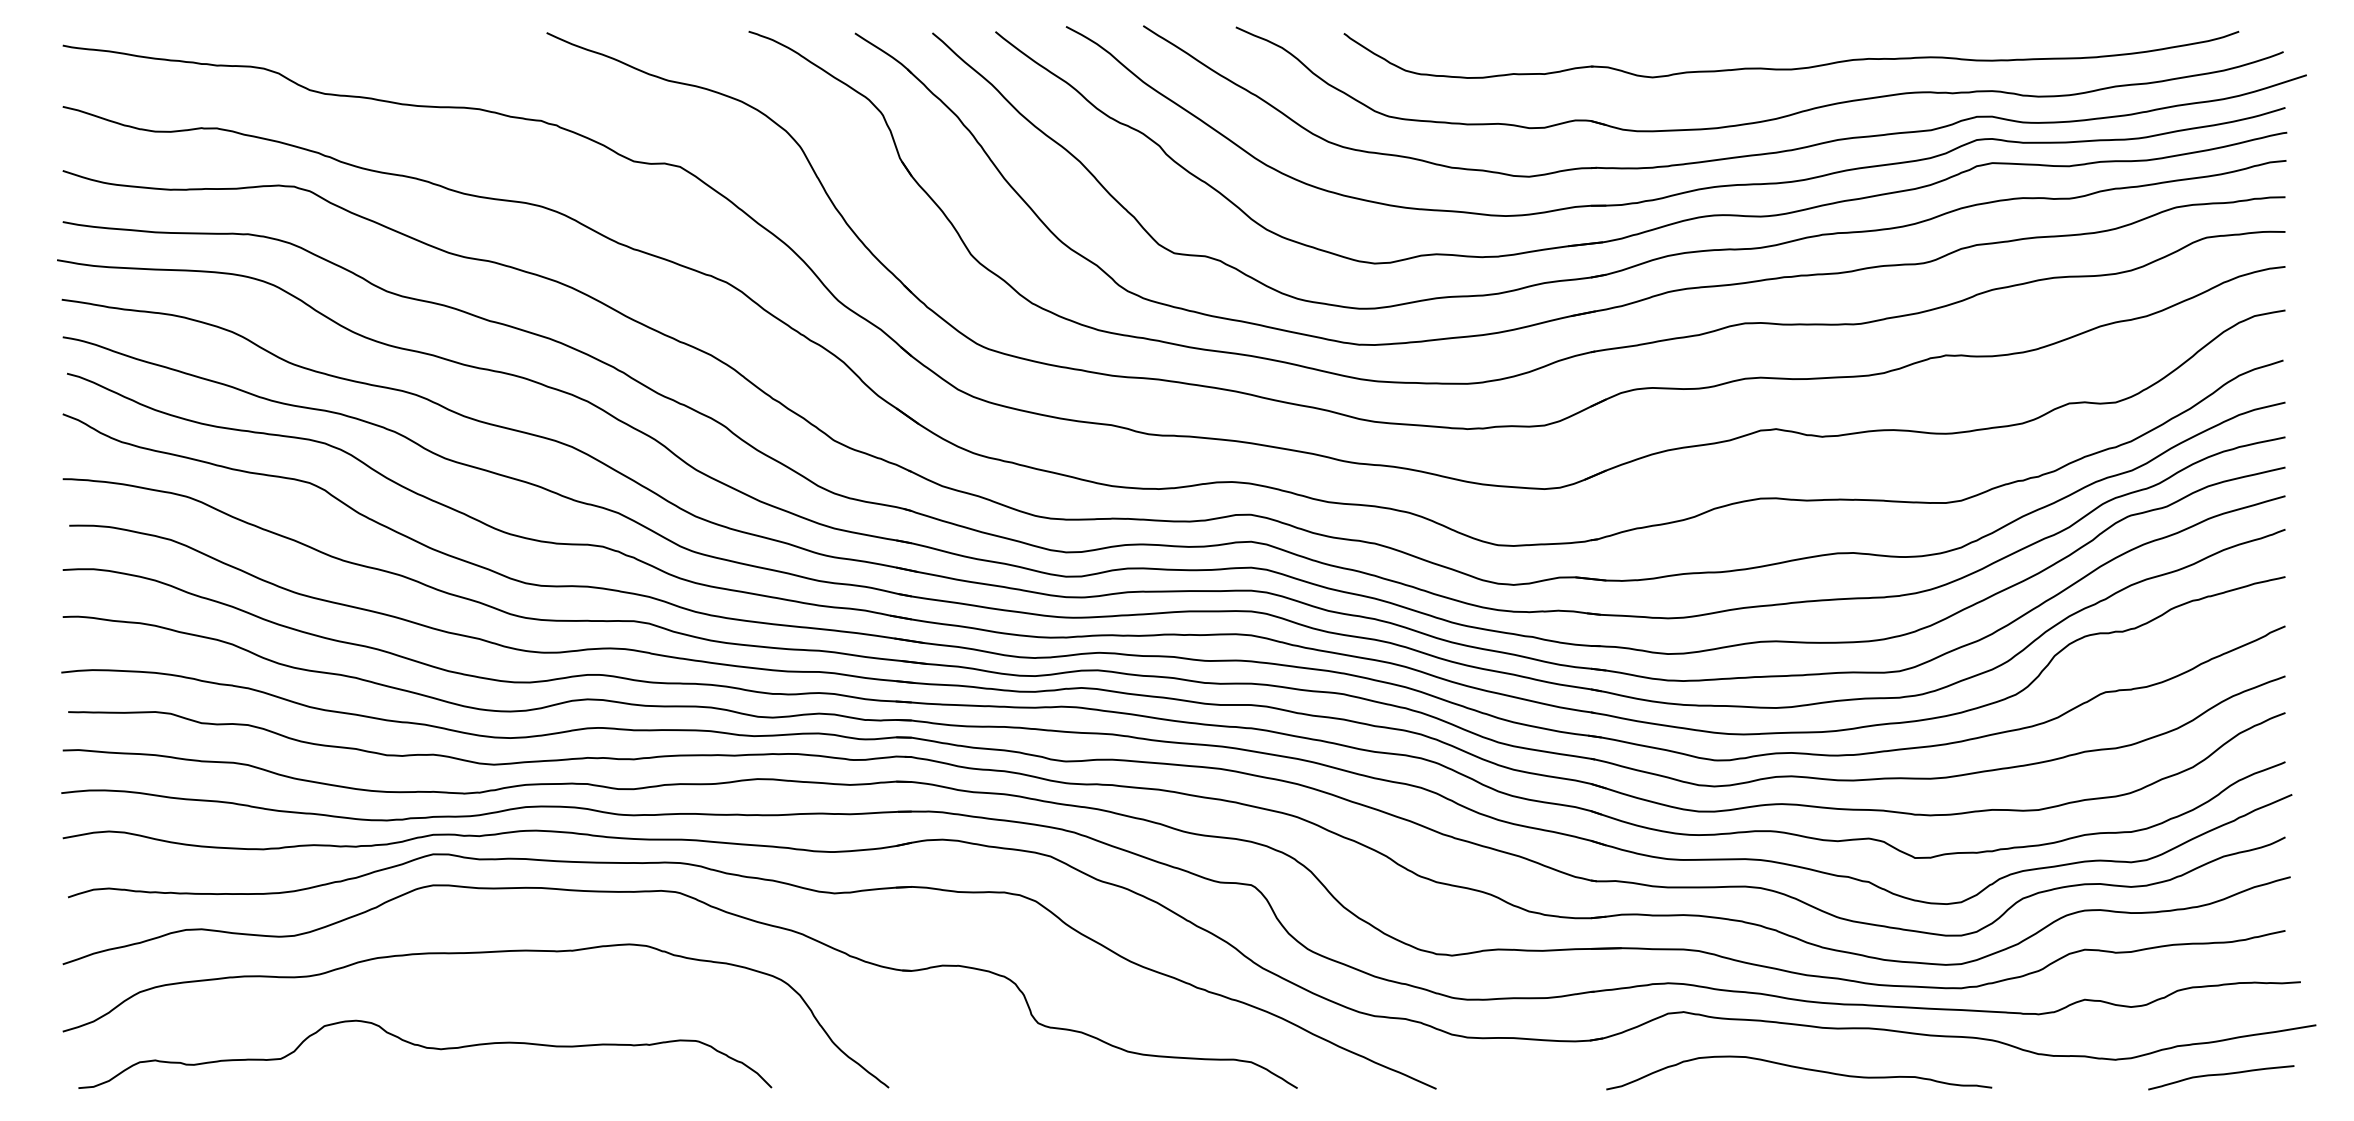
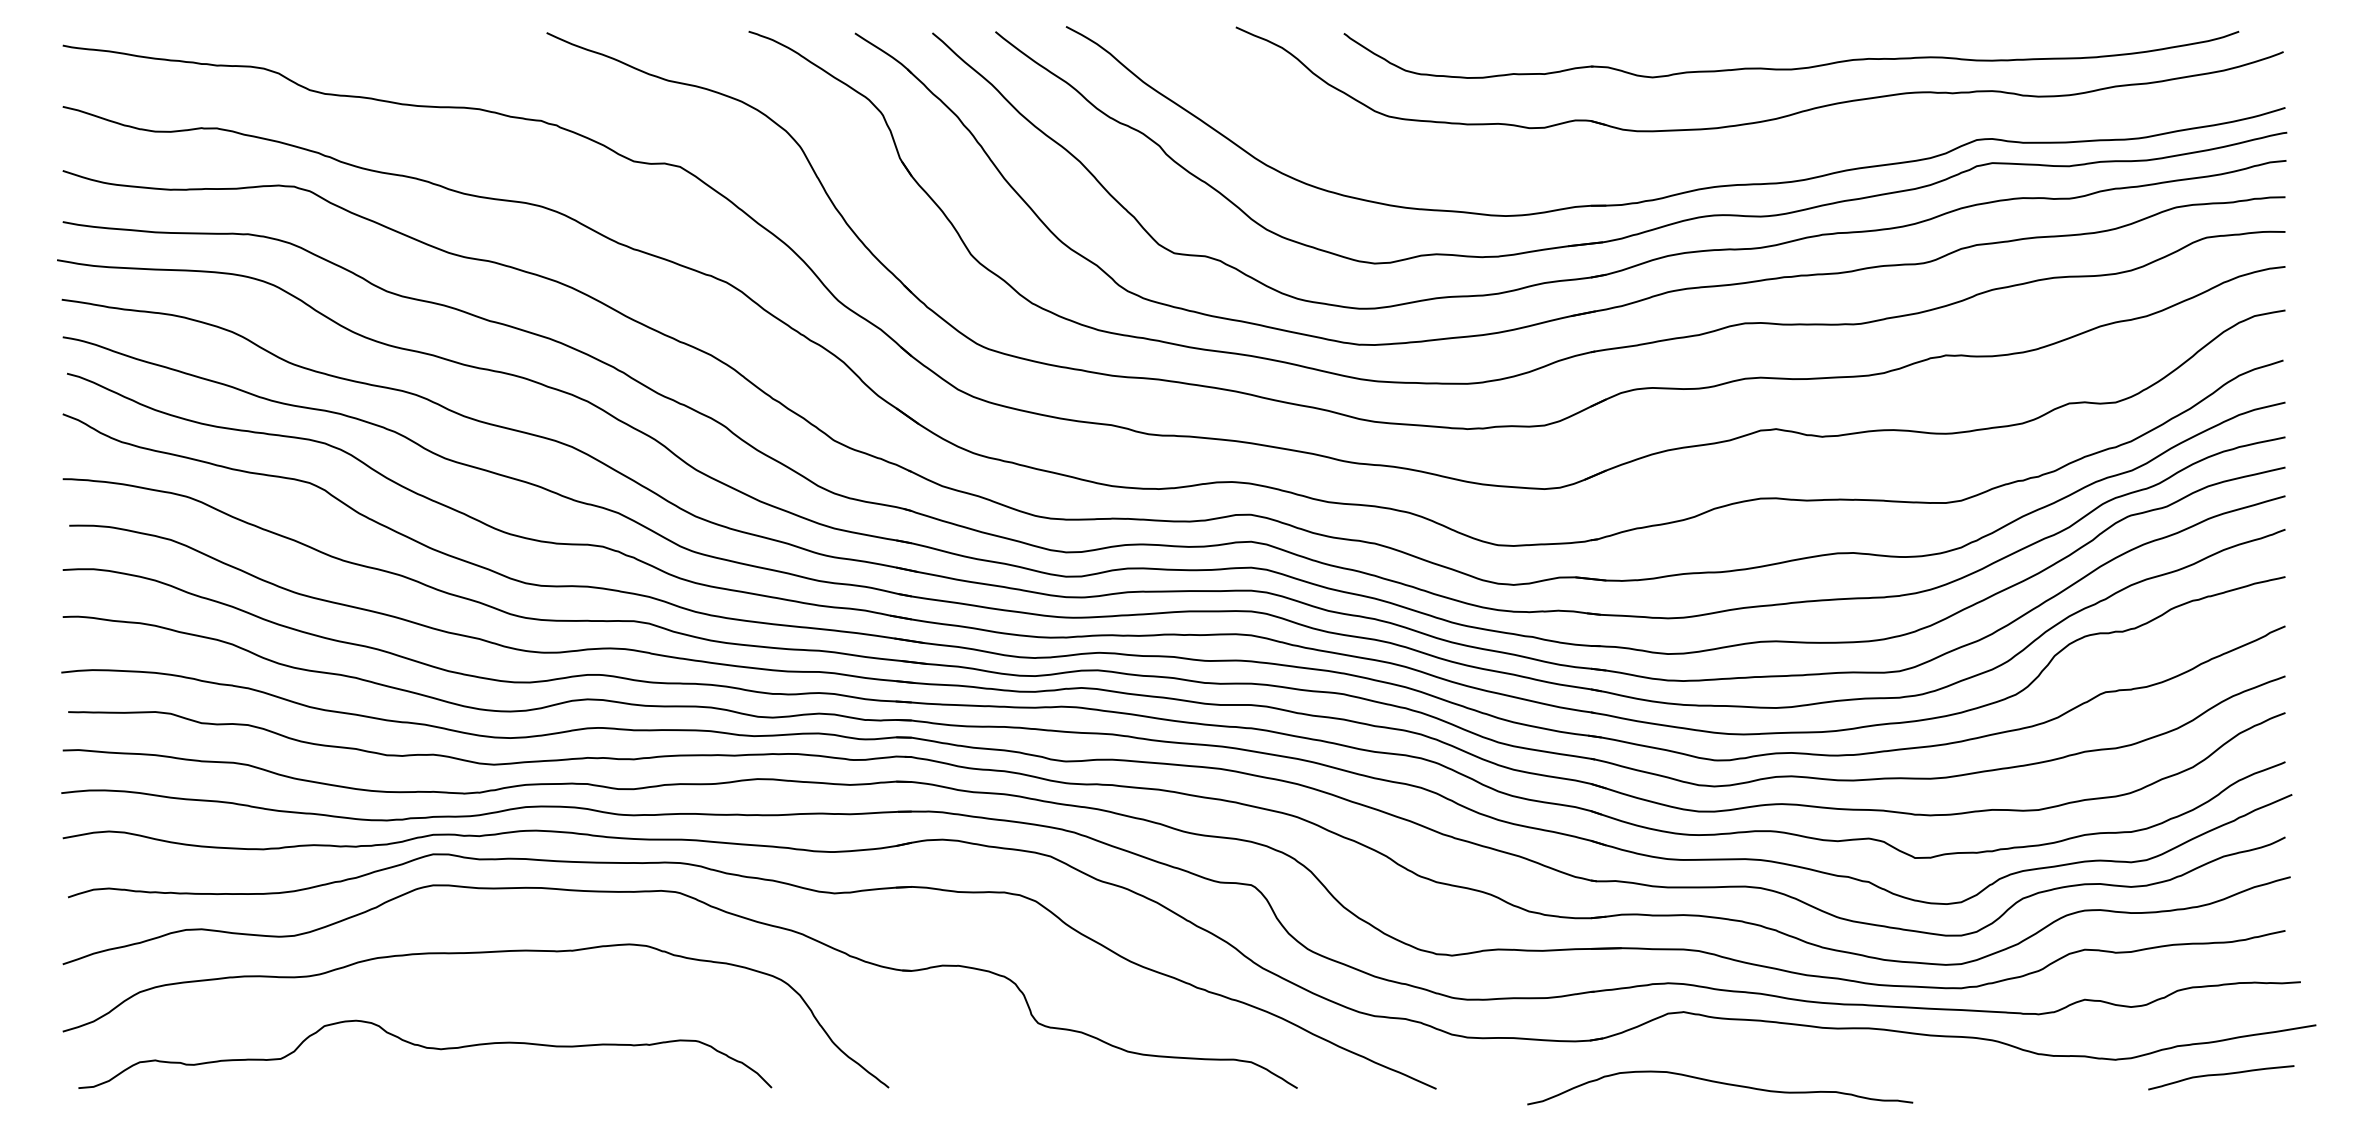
part: present -> none (1733, 156)
curve position: (1801, 1069) -> (1722, 1084) (1722, 1084)
